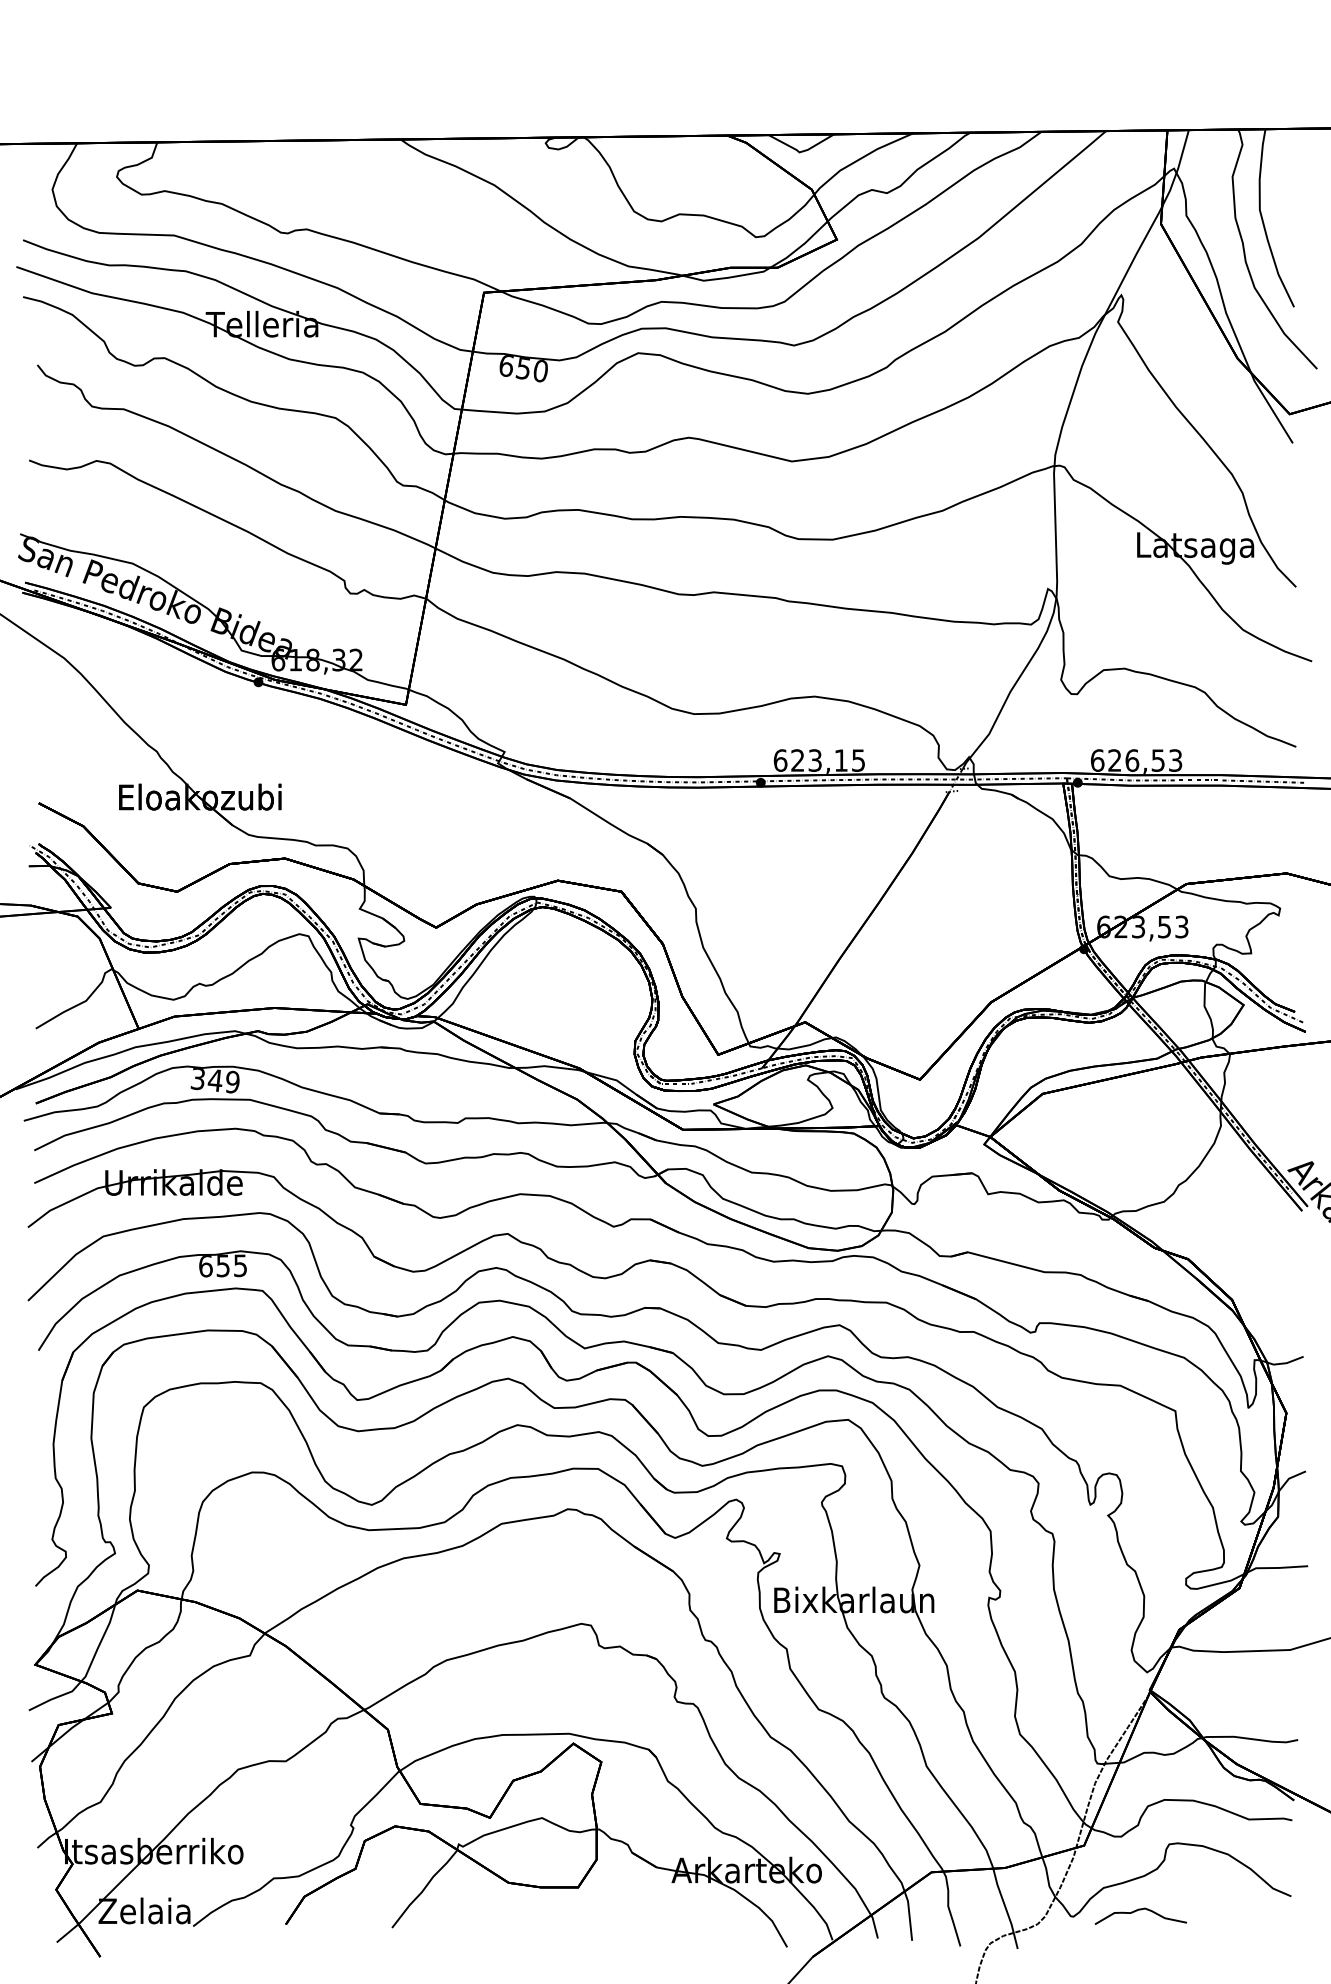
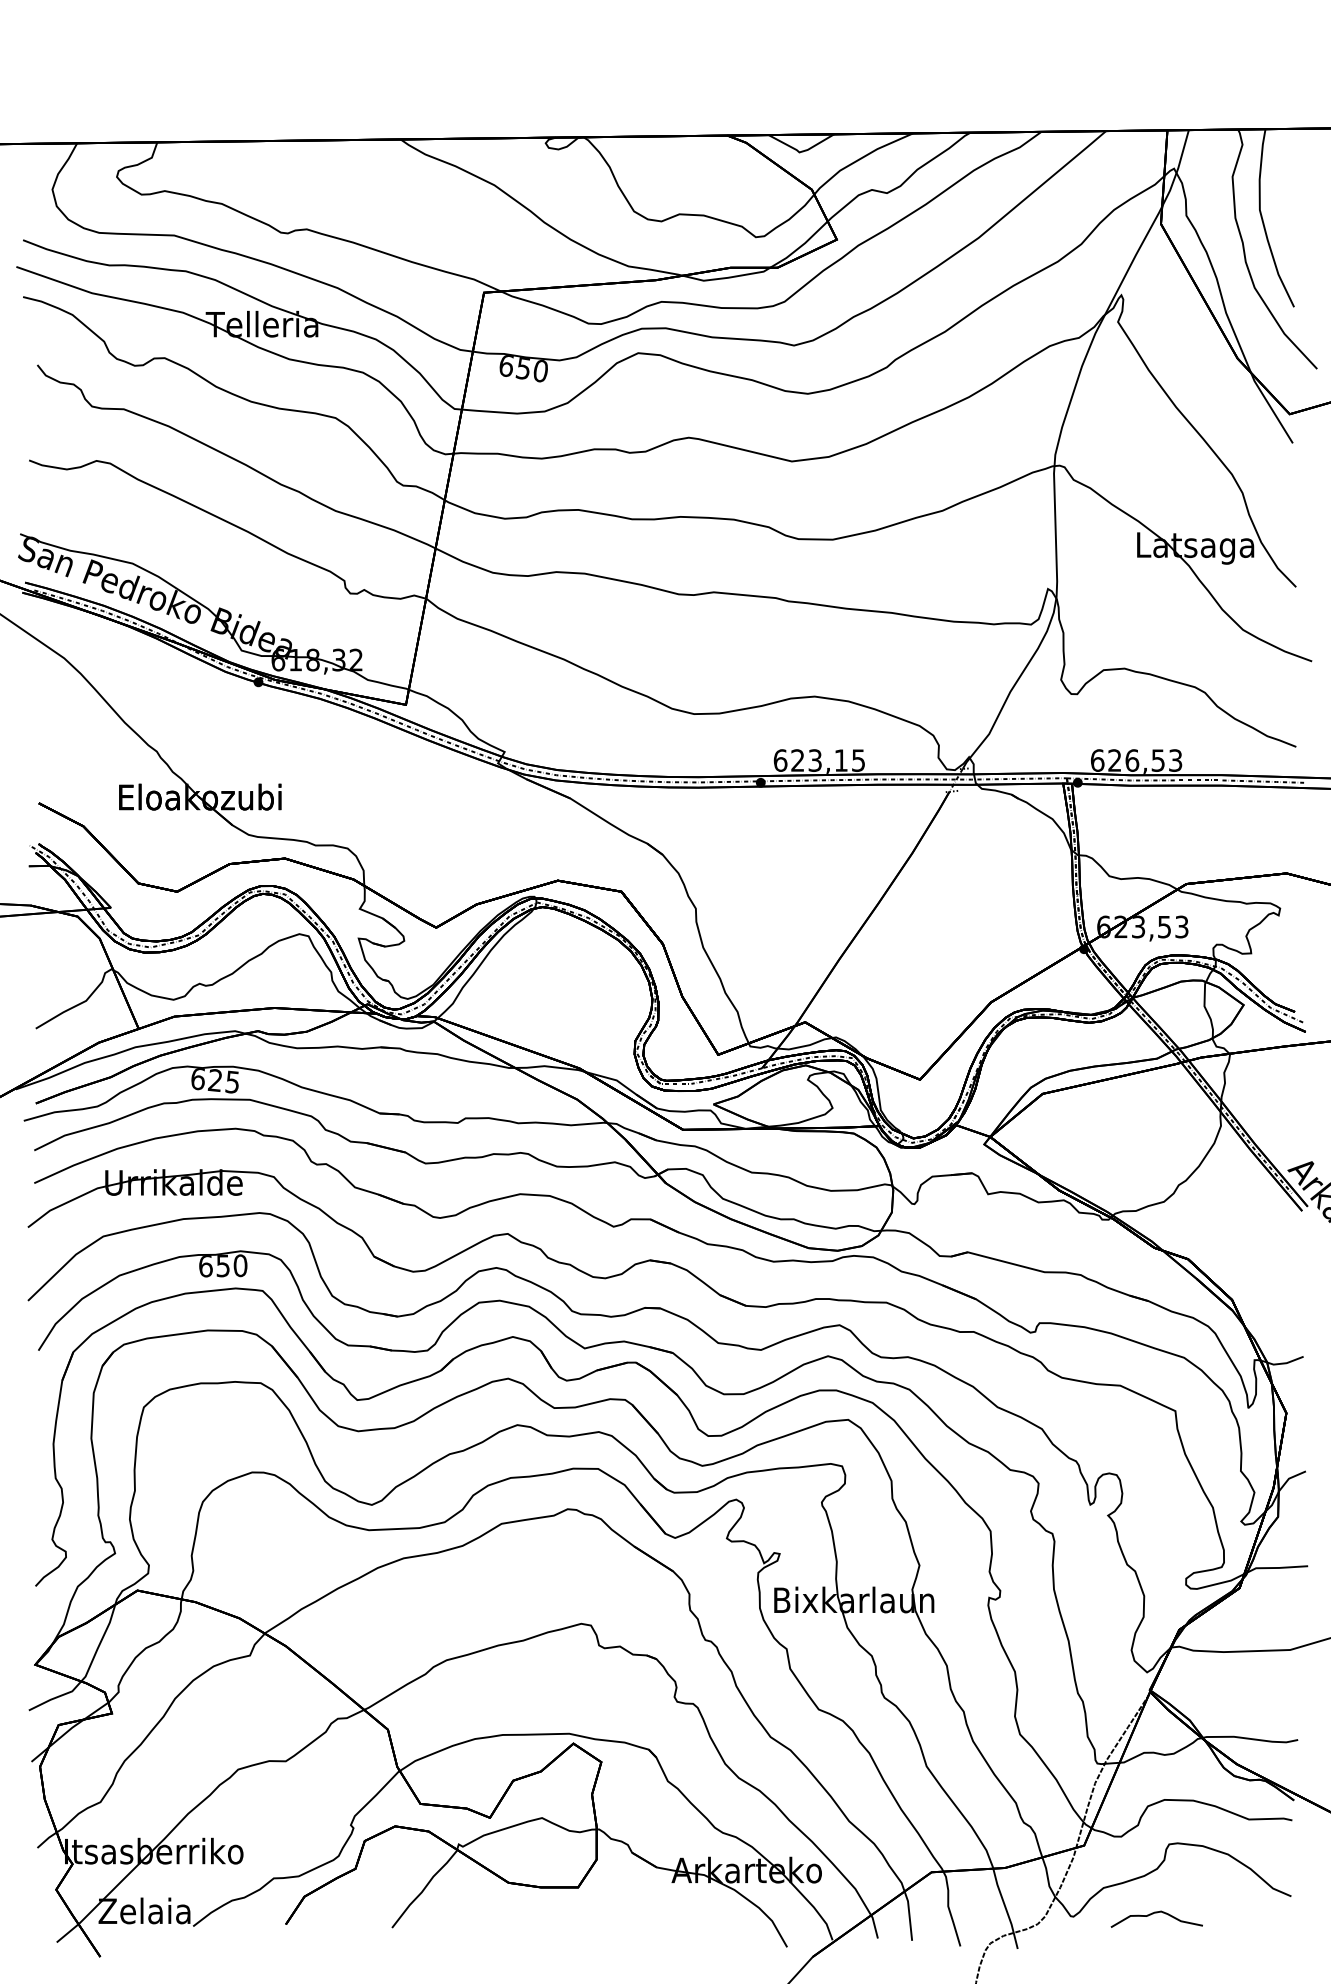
text: 349 -> 625 (214, 1080)
text: 655 -> 650 (240, 1265)
curve position: (1140, 1910) -> (1156, 1913) (1156, 1913)
